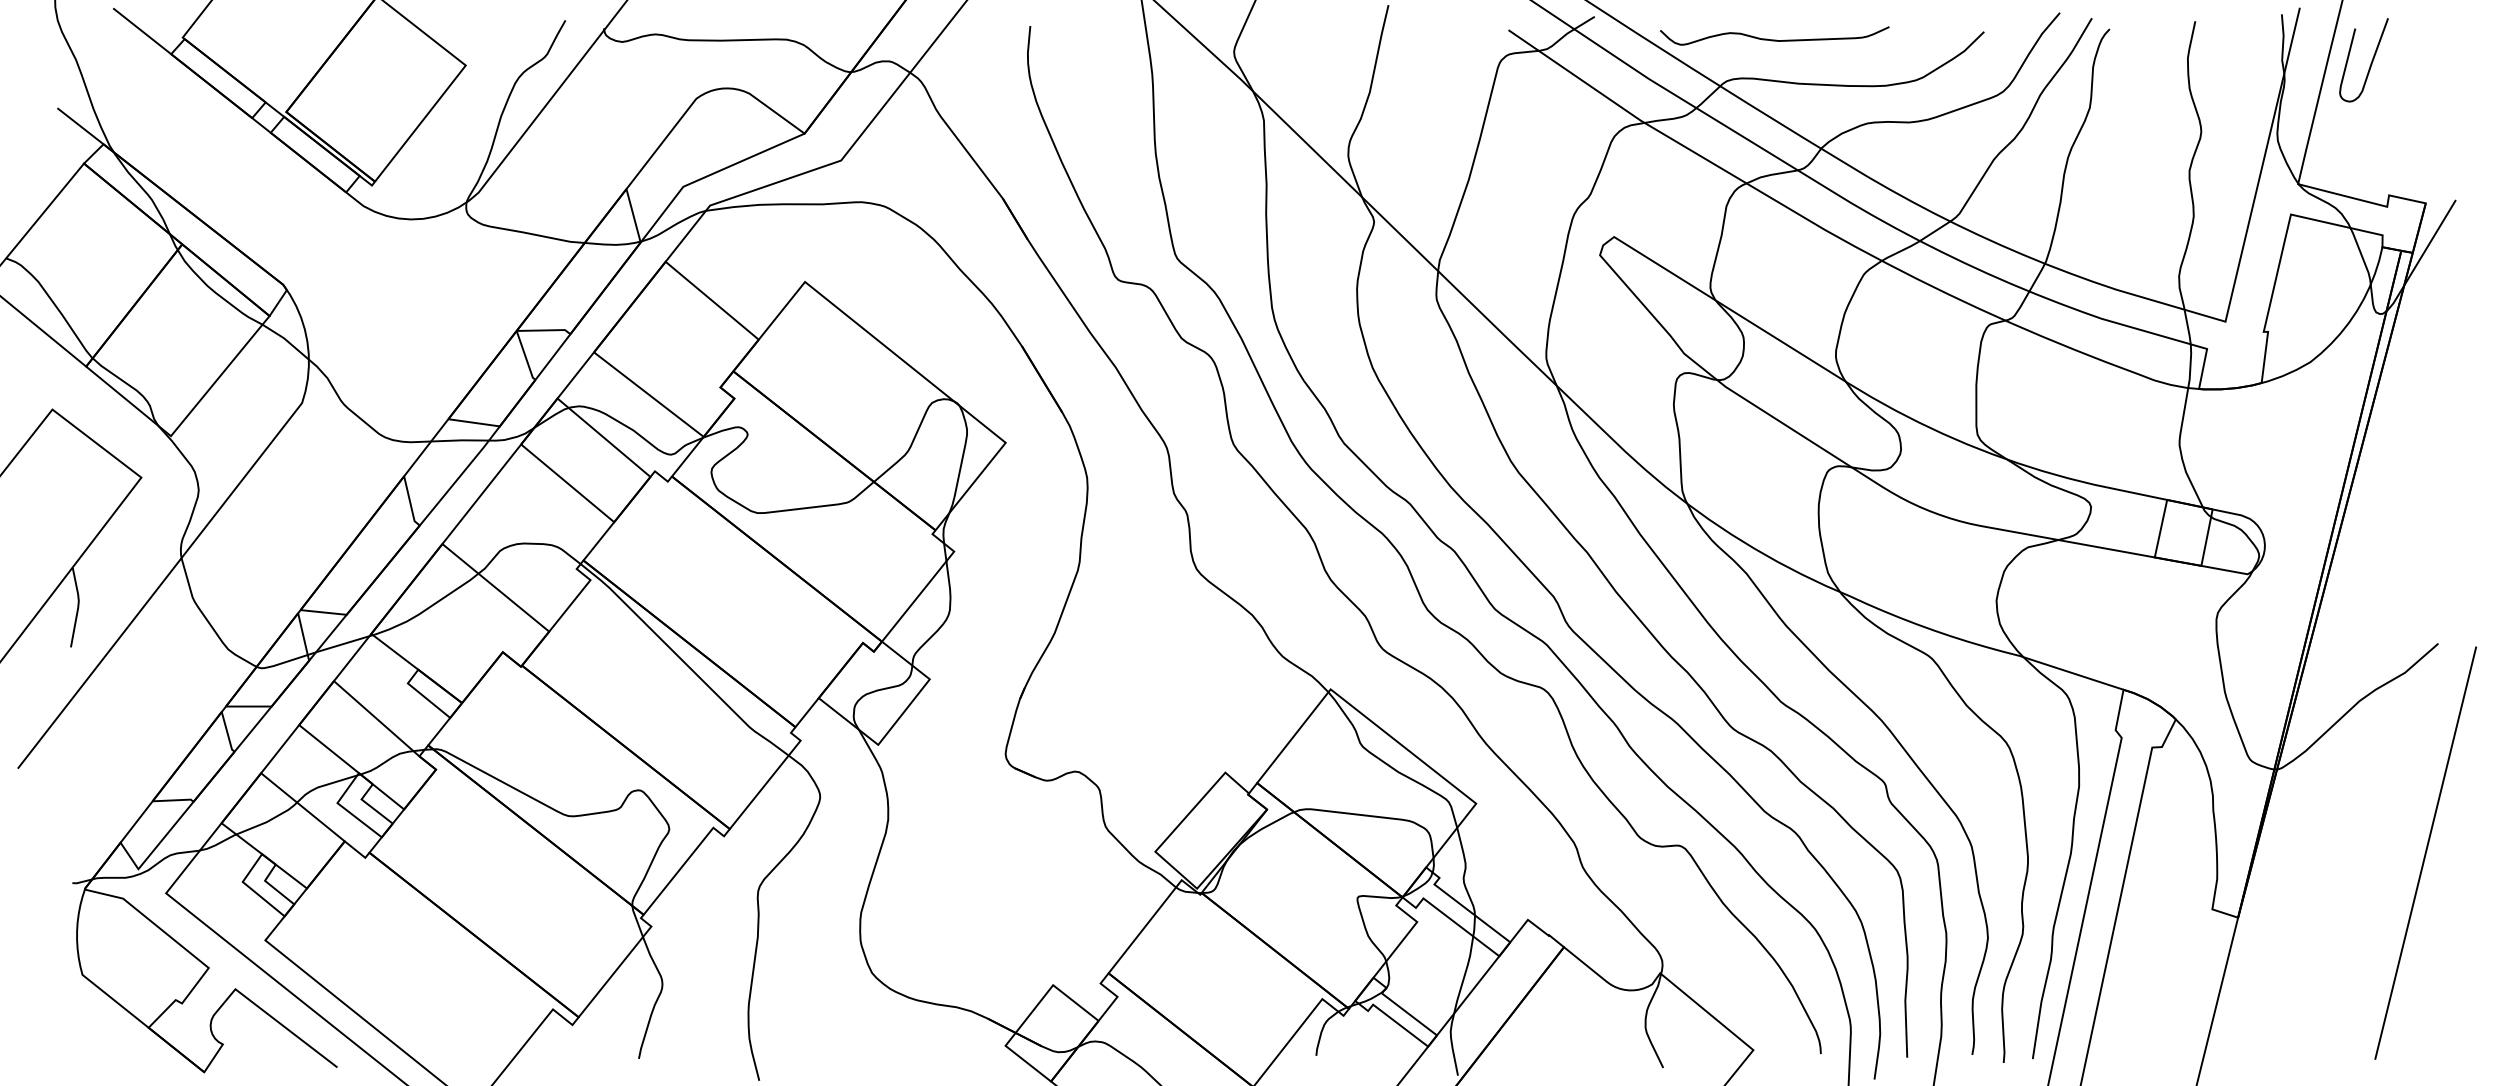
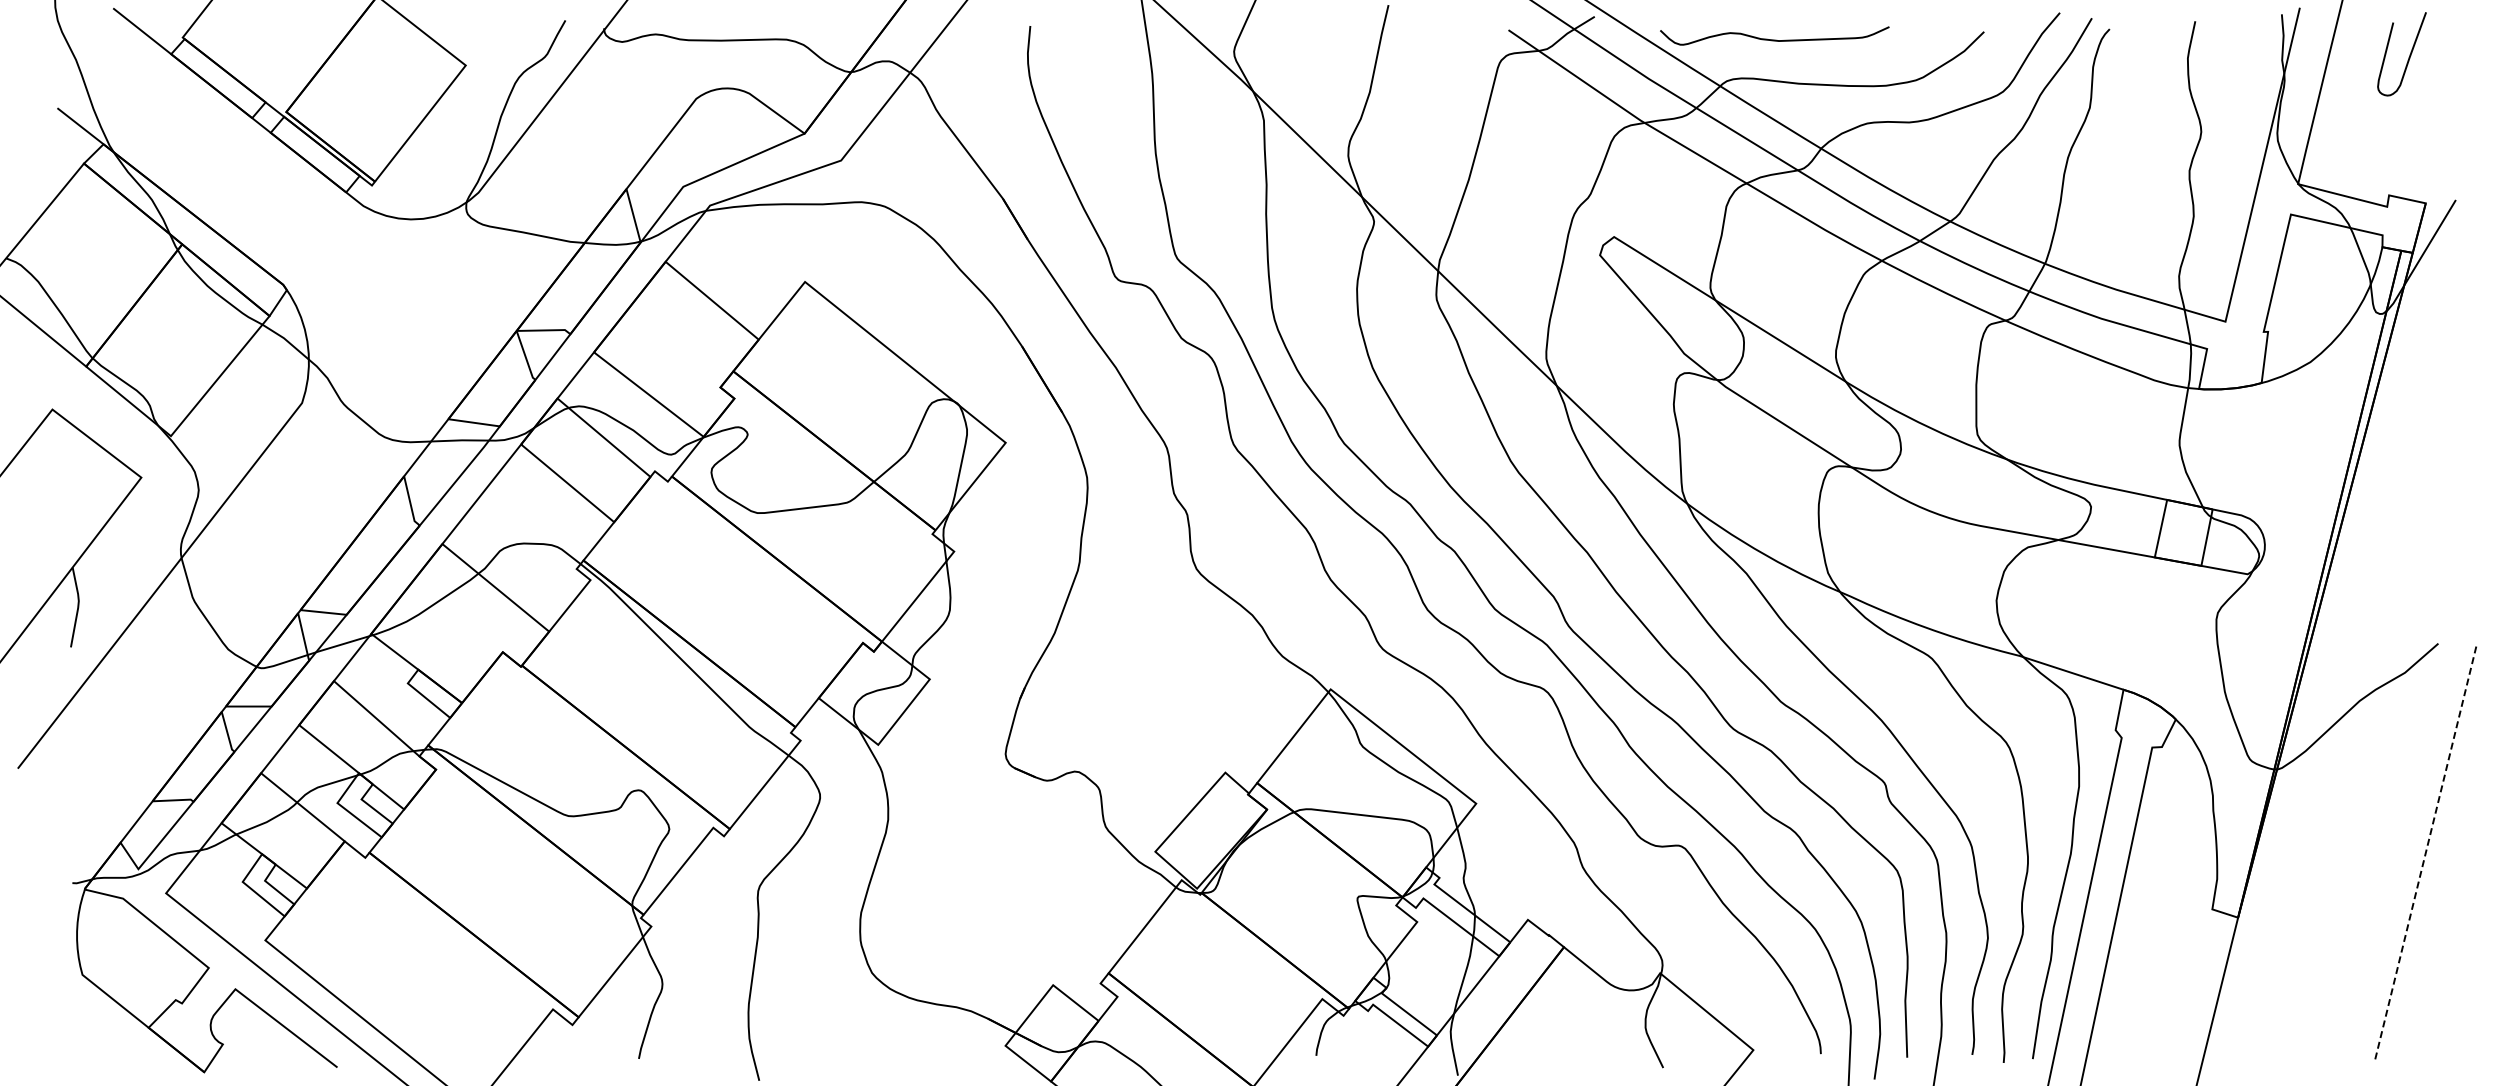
curve position: (2370, 63) -> (2408, 57) (2408, 57)
line: solid -> dashed (2425, 854)
